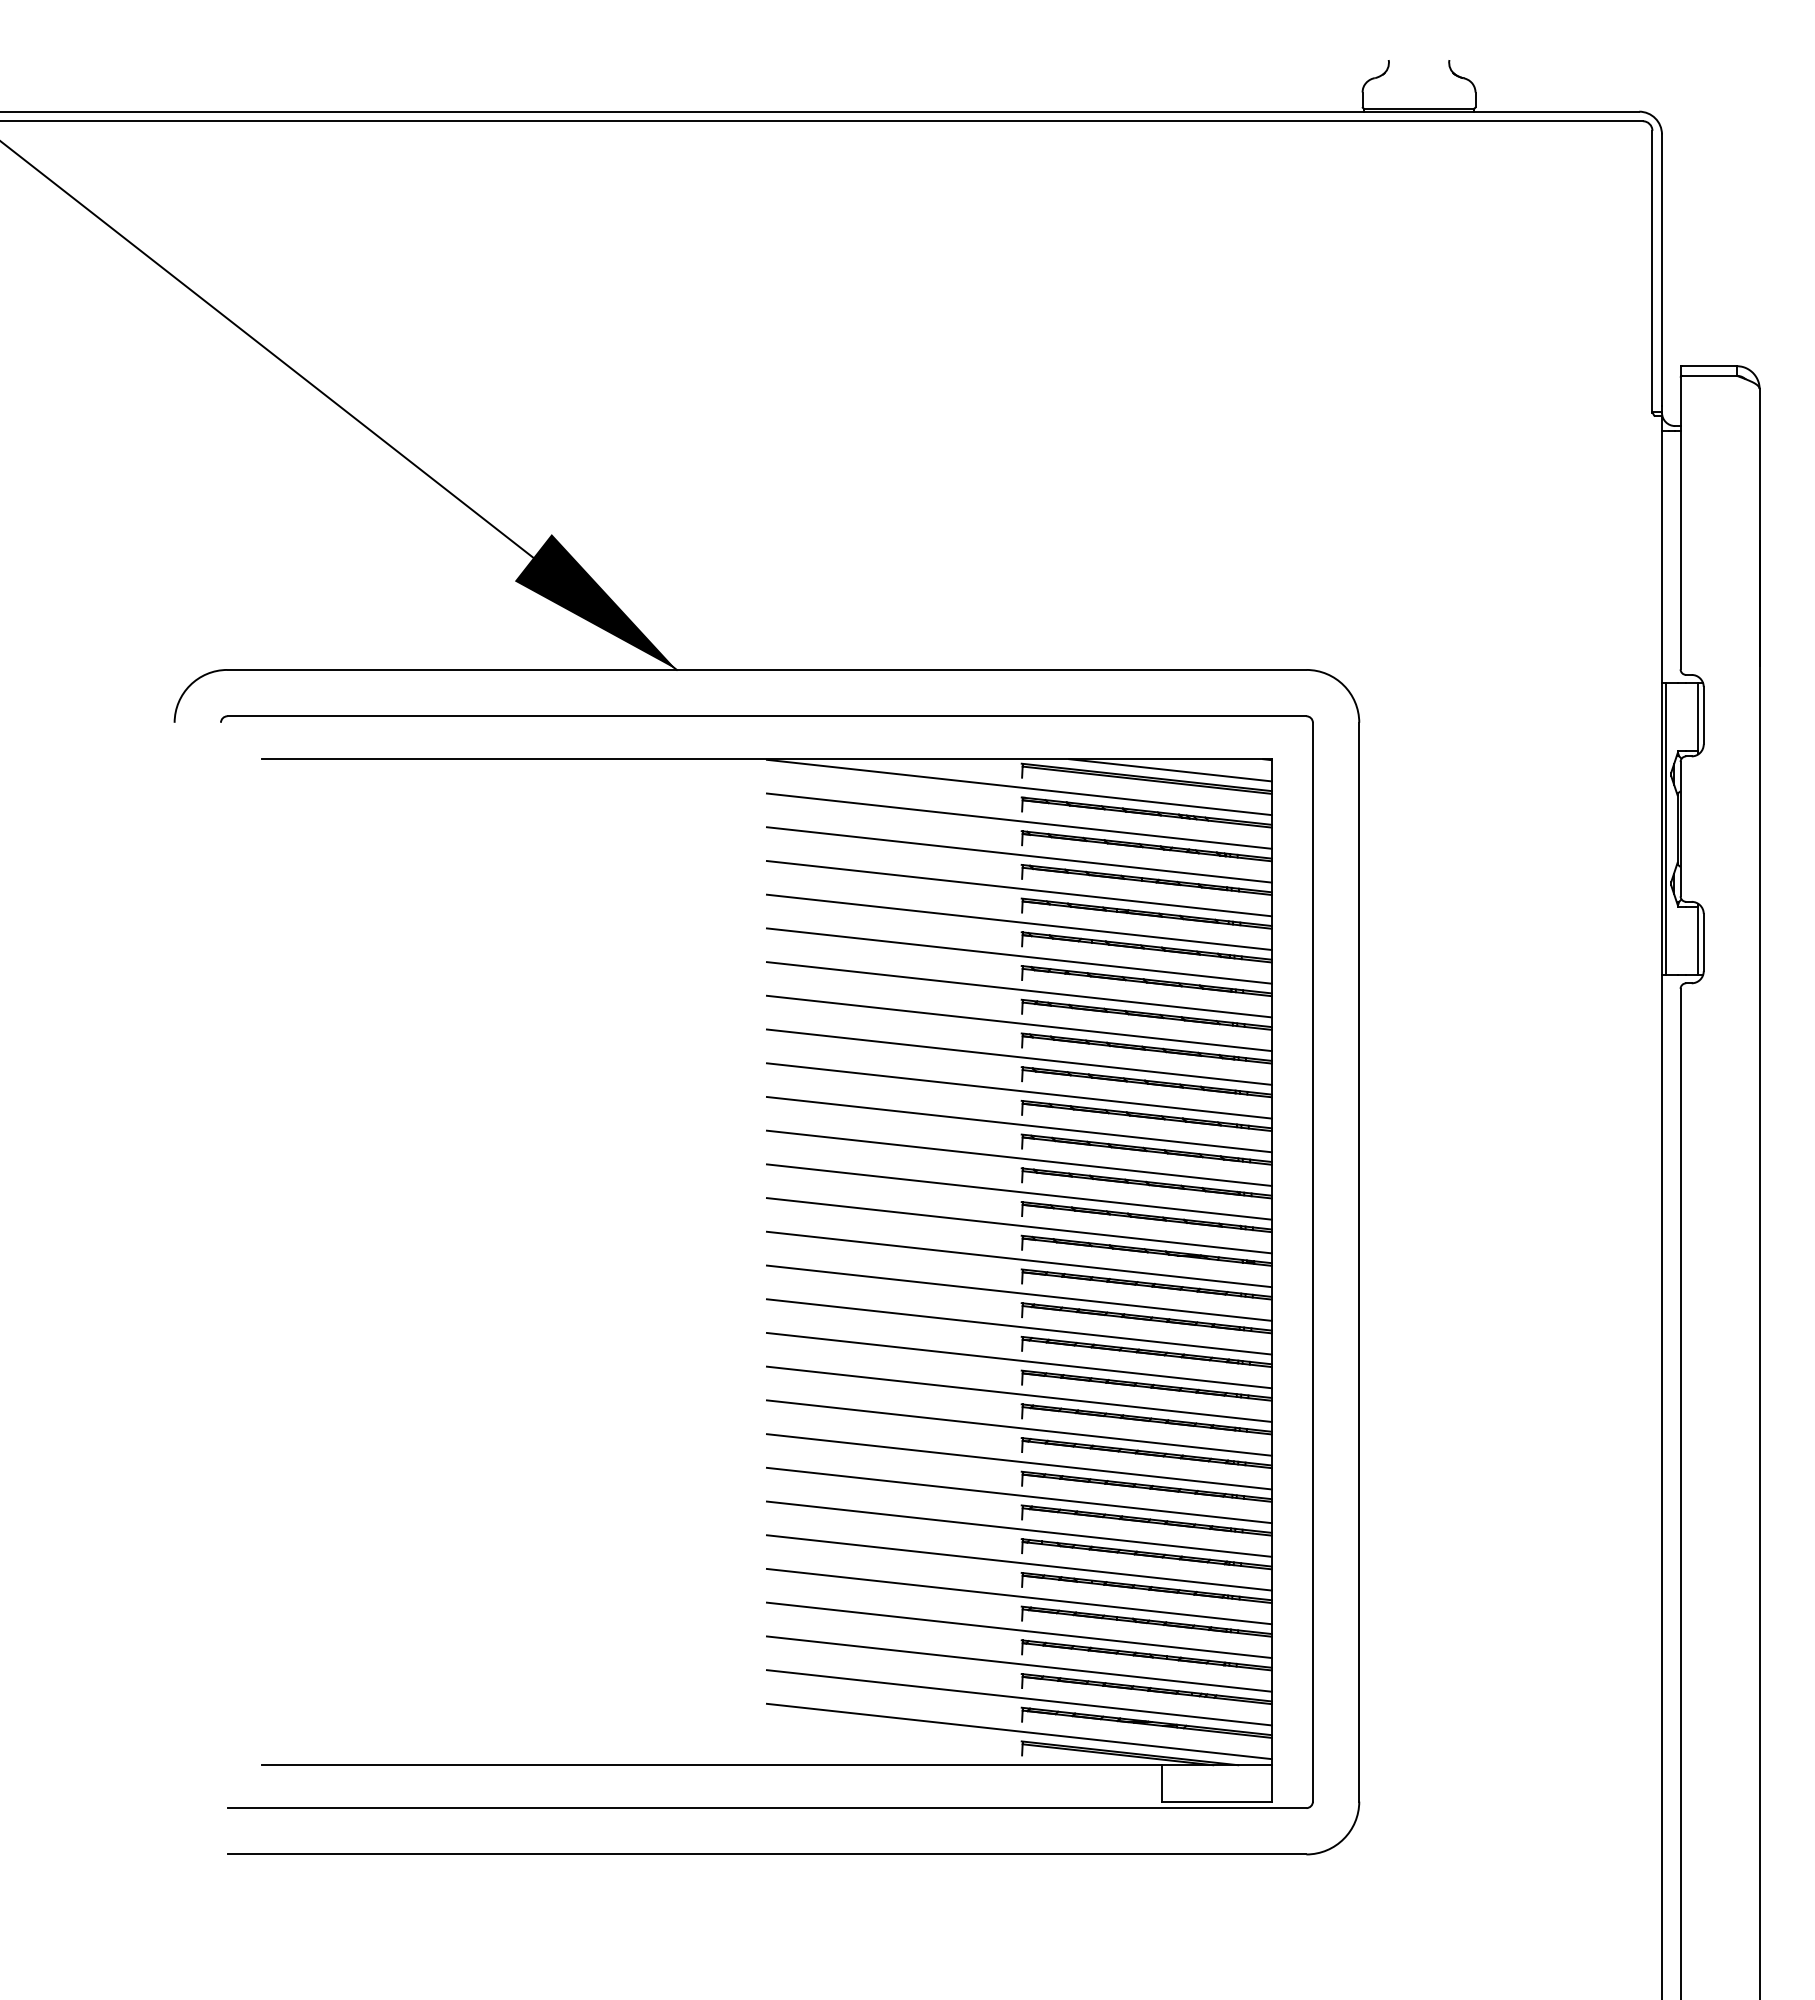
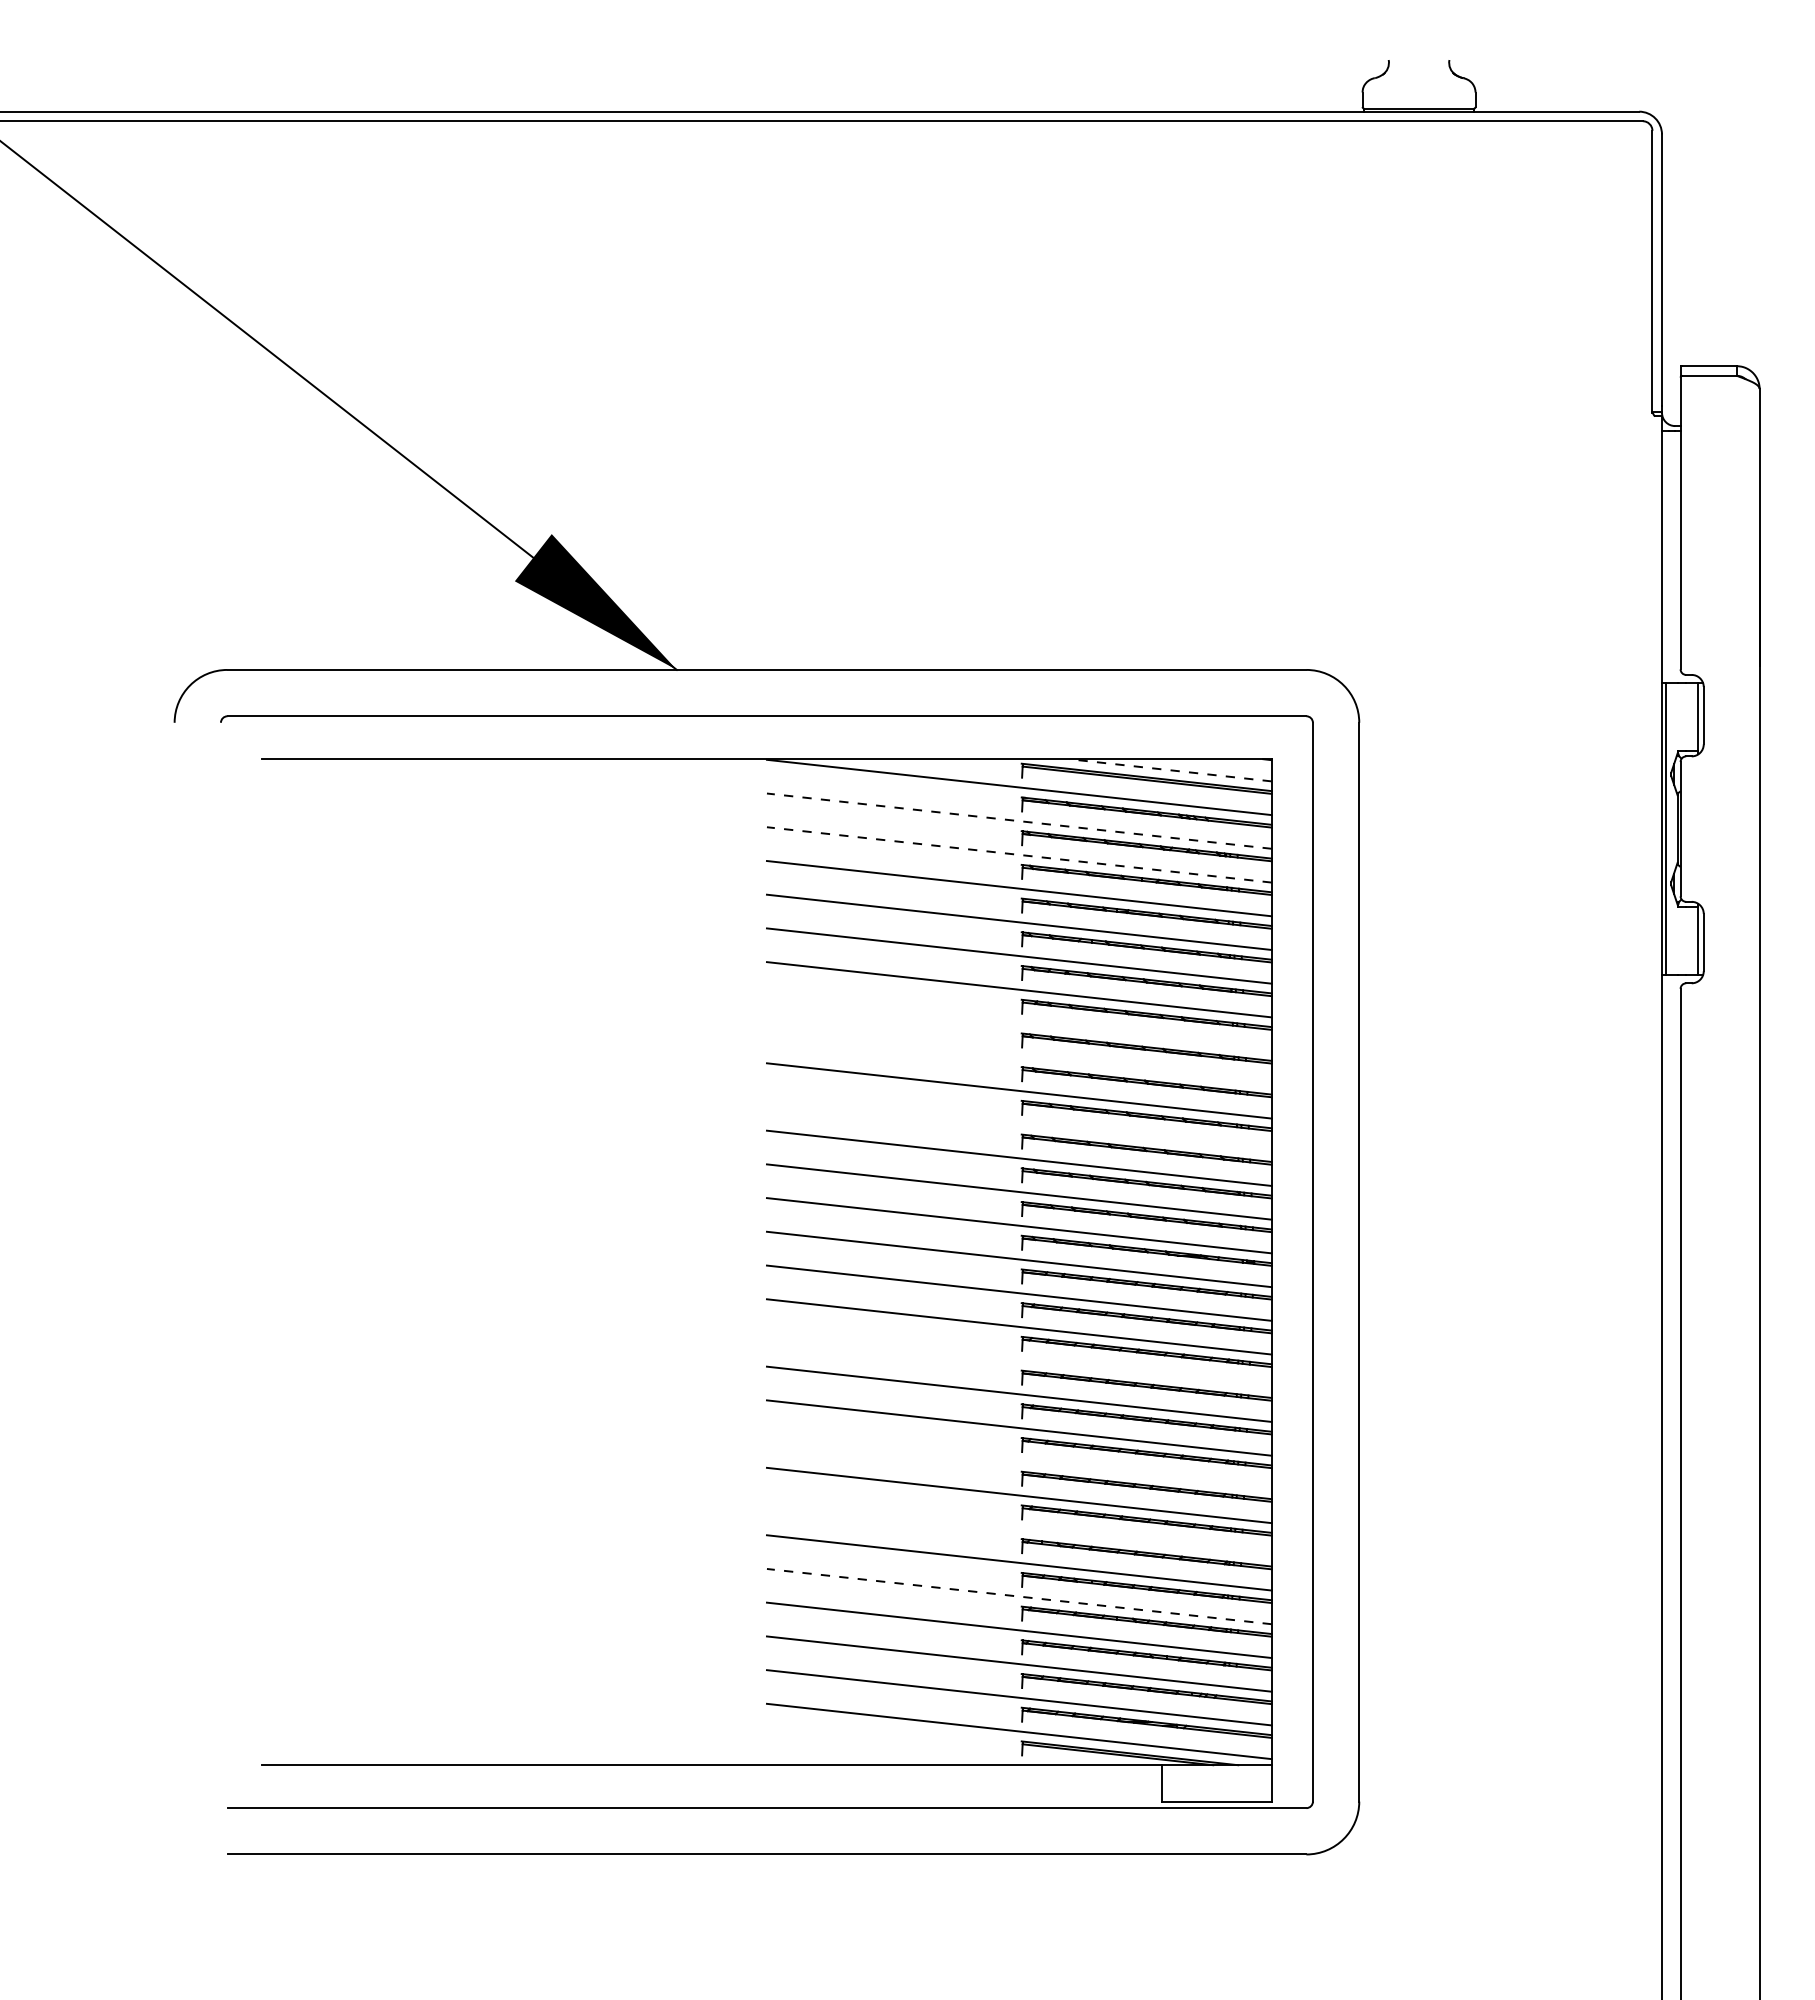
line: solid -> dashed (1170, 770)
line: solid -> dashed (1019, 821)
line: solid -> dashed (1019, 854)
line: present -> none (1018, 1023)
line: present -> none (1018, 1056)
line: present -> none (1018, 1124)
line: present -> none (1018, 1360)
line: present -> none (1018, 1461)
line: present -> none (1018, 1528)
line: solid -> dashed (1019, 1596)
